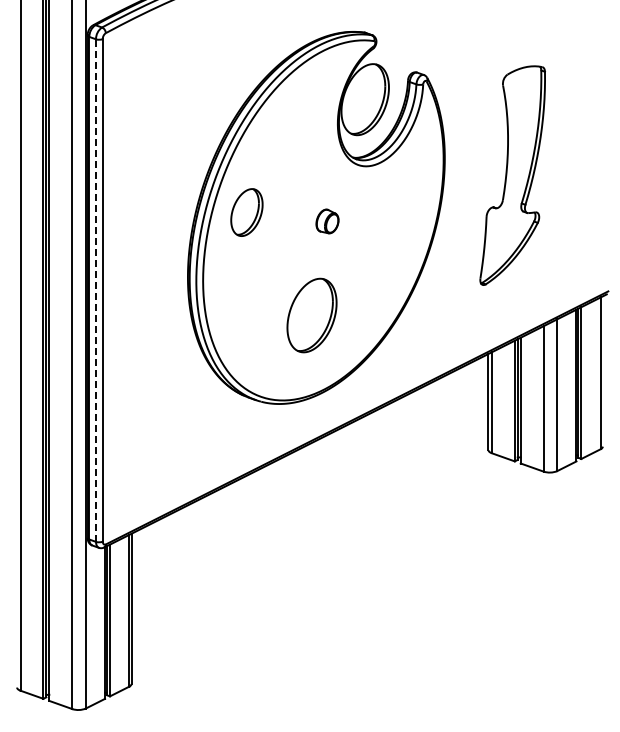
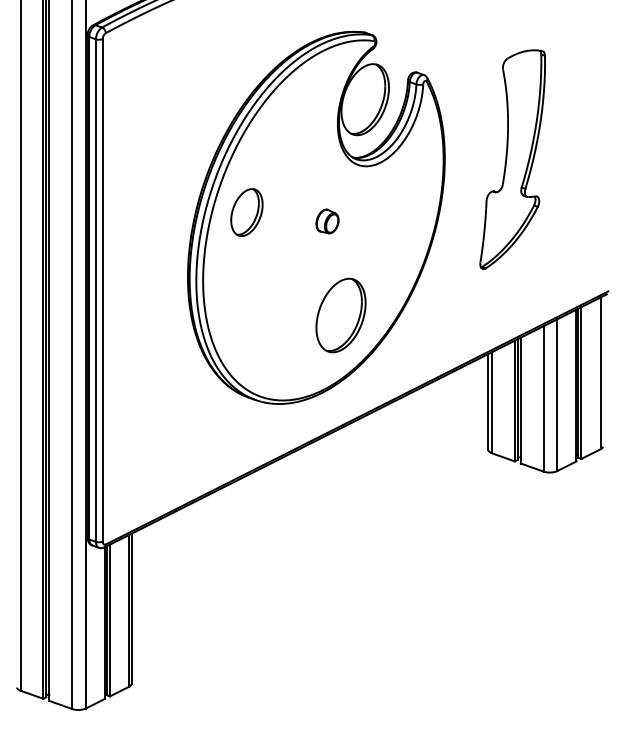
part position: (512, 175) -> (512, 159) (512, 159)
line: dashed -> solid (96, 290)
part position: (311, 315) -> (340, 315) (340, 315)
